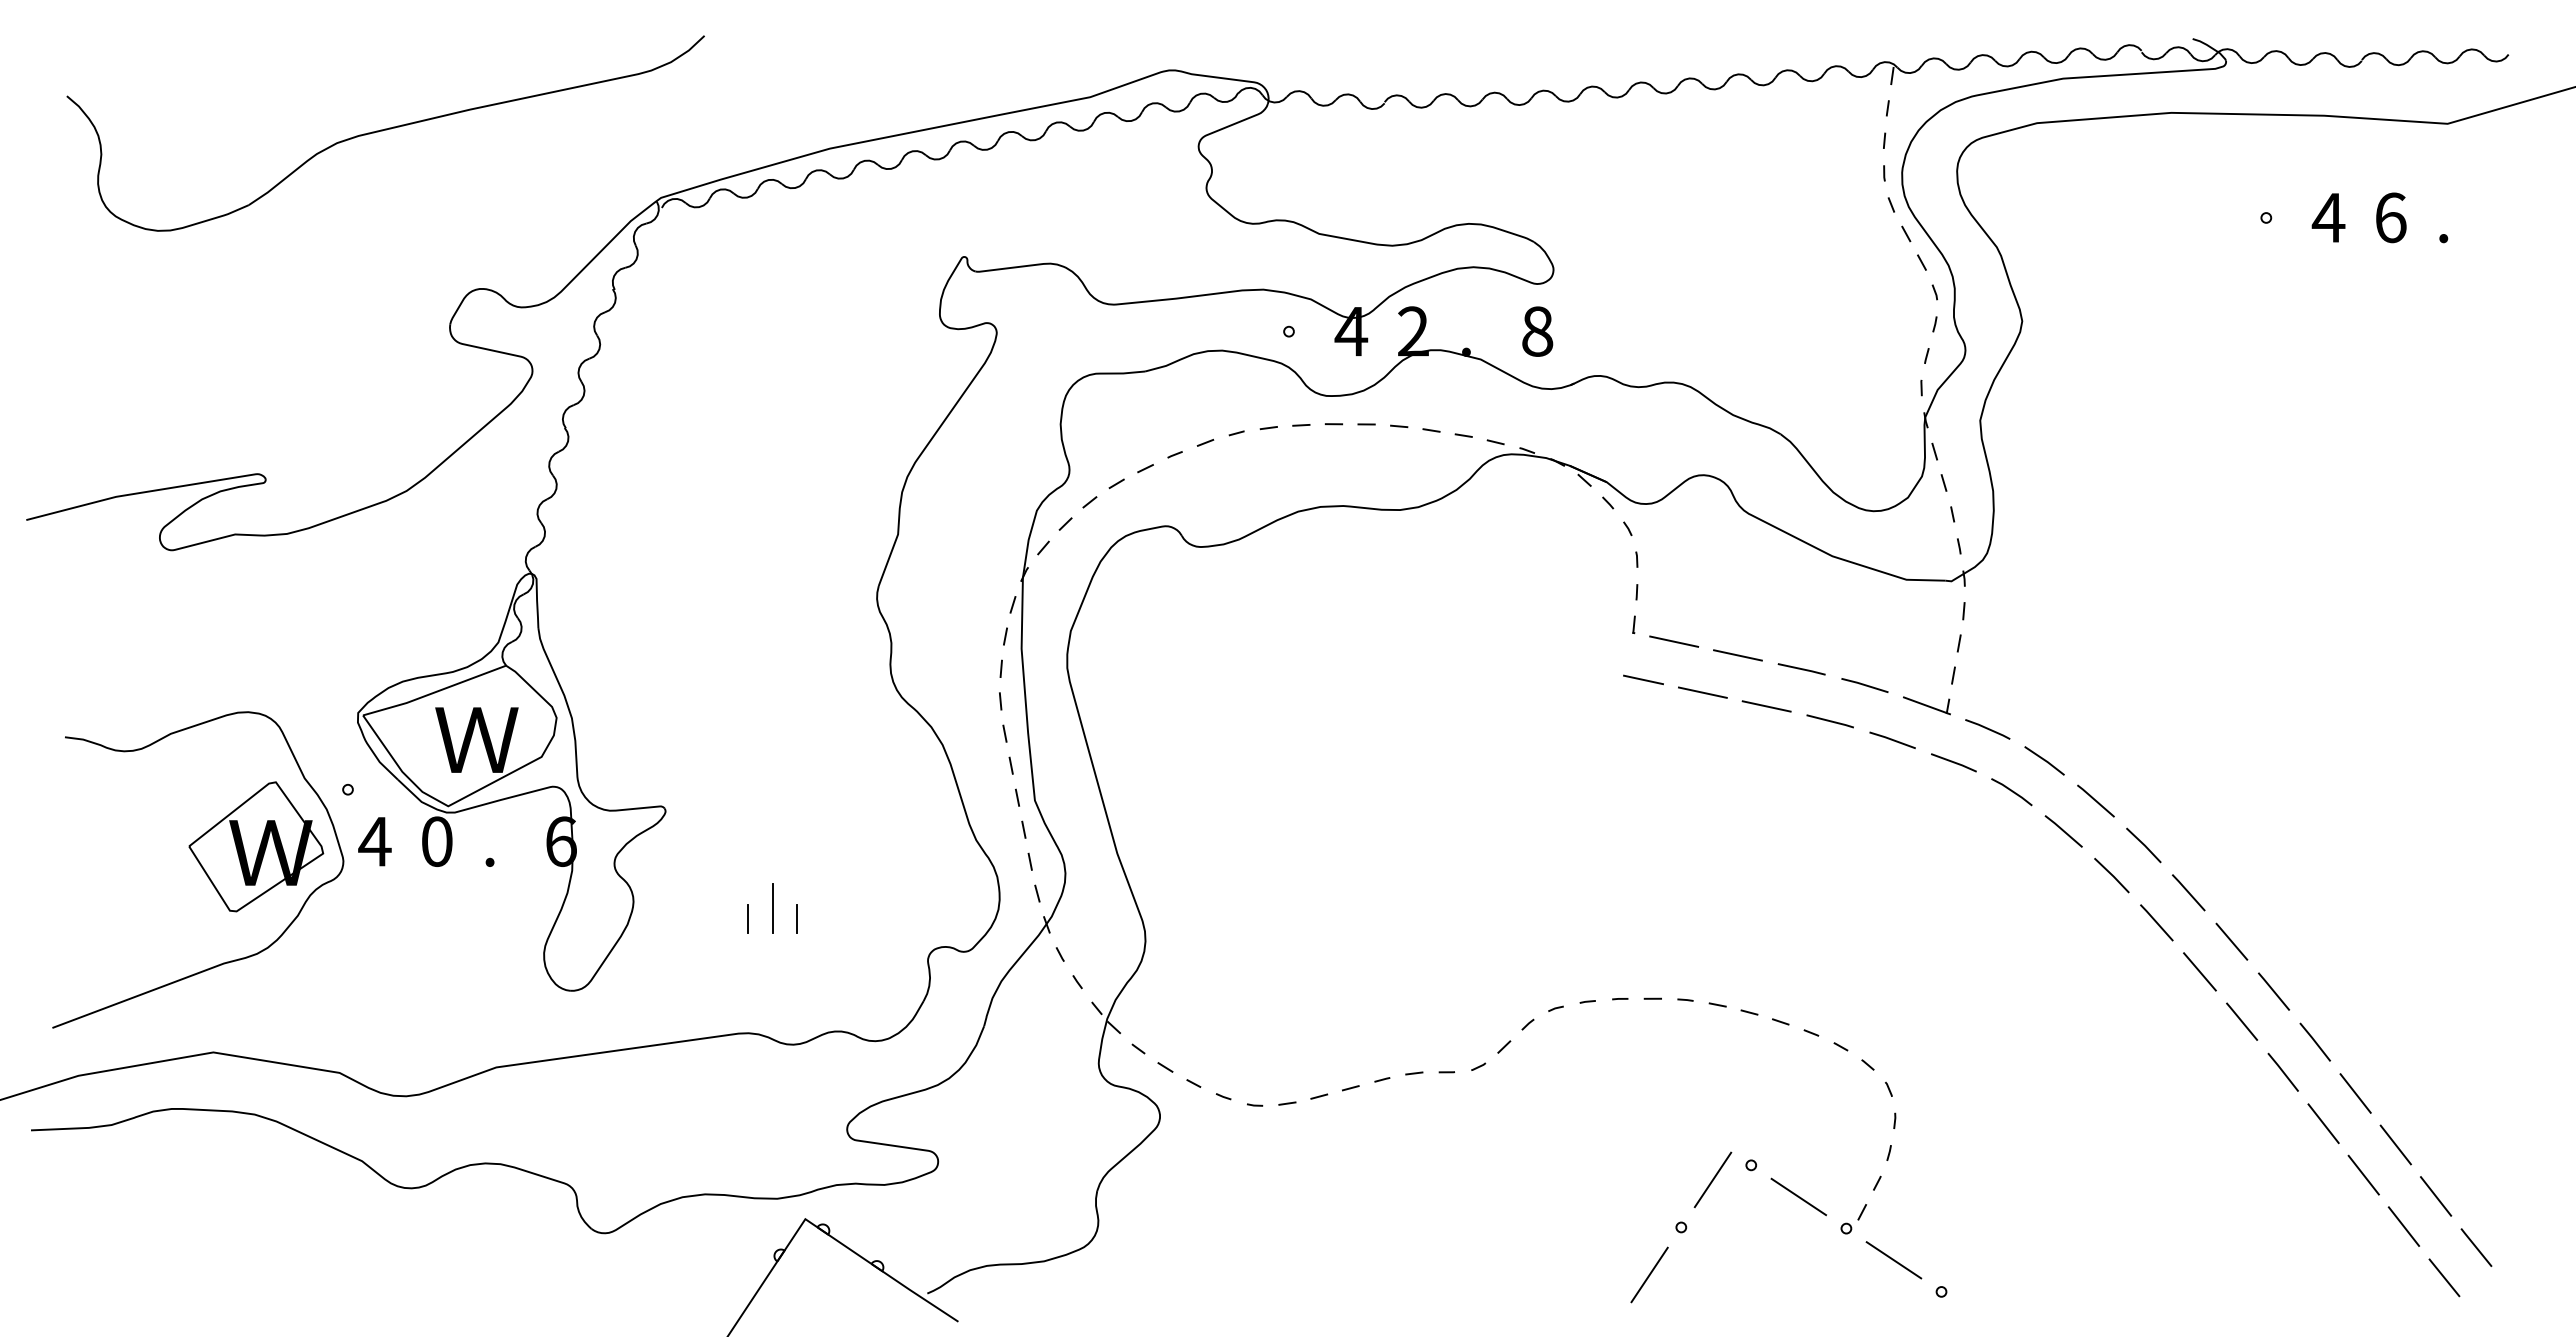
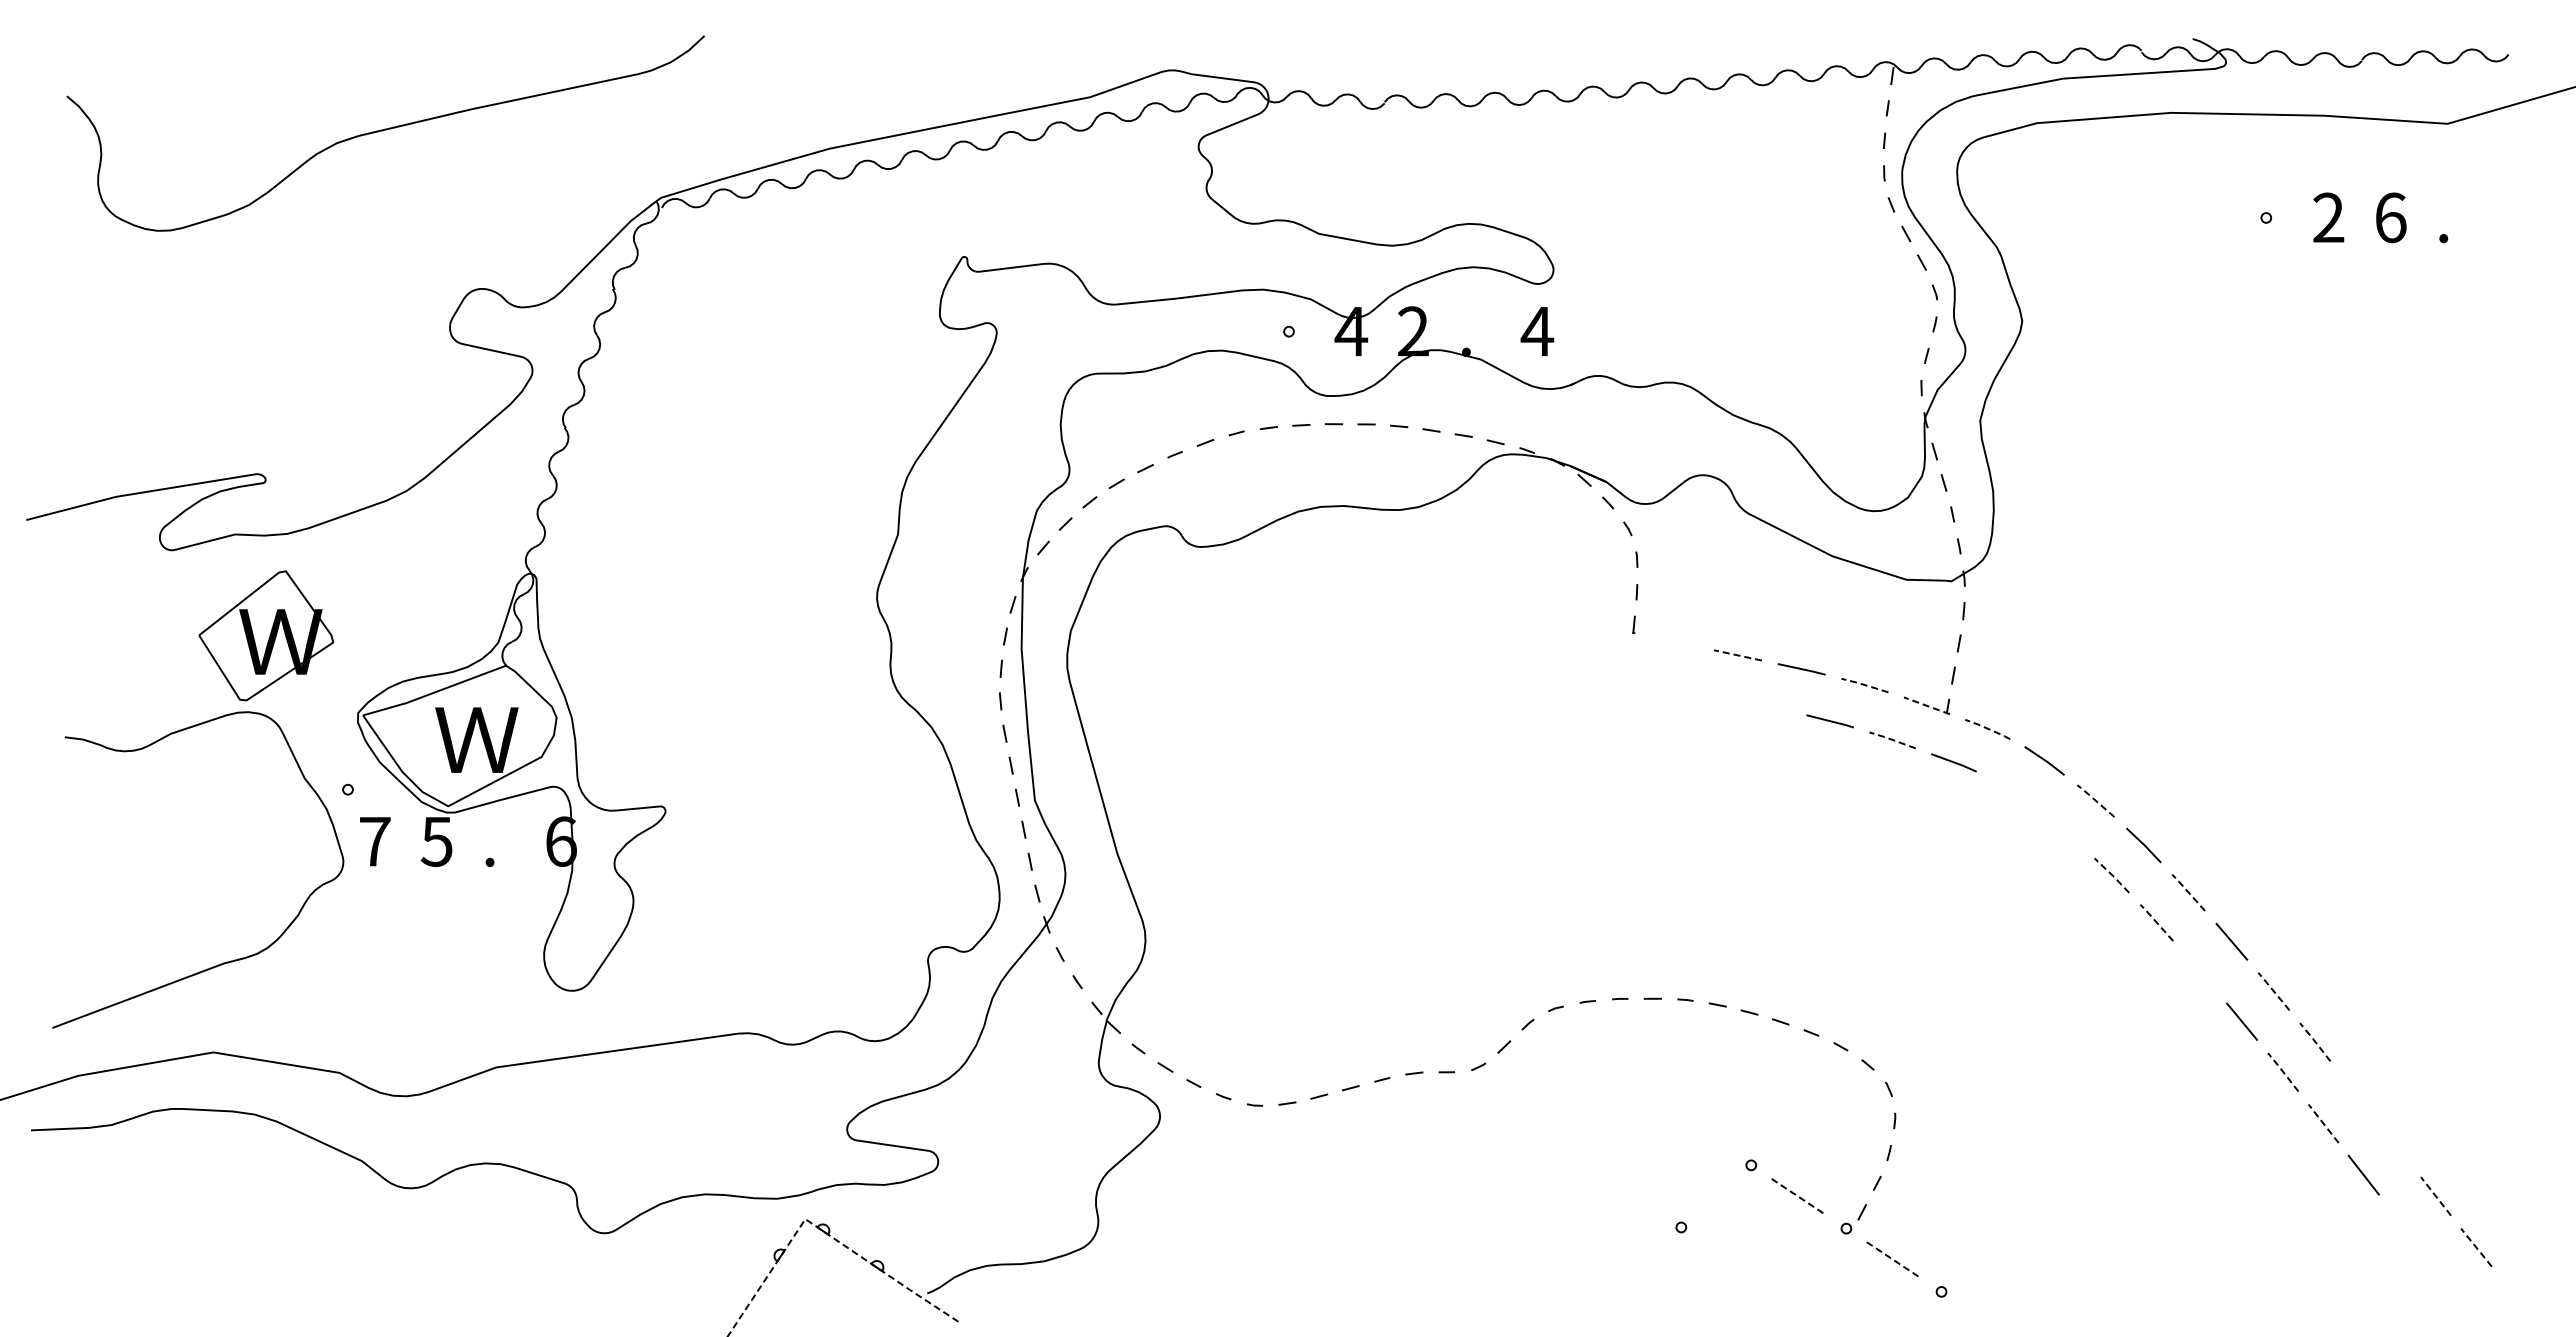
text: 4 -> 2 (2328, 217)
text: 8 -> 4 (1537, 331)
line: present -> none (1674, 641)
line: solid -> dashed (1737, 655)
line: present -> none (1643, 679)
line: solid -> dashed (1864, 684)
line: present -> none (1702, 692)
line: solid -> dashed (1926, 705)
line: present -> none (1766, 706)
line: solid -> dashed (1987, 728)
line: solid -> dashed (1891, 739)
line: present -> none (2011, 791)
line: solid -> dashed (2095, 800)
line: present -> none (2063, 831)
text: 4 -> 7 (374, 841)
text: 0 -> 5 (436, 841)
part position: (256, 846) -> (266, 635) (266, 635)
line: solid -> dashed (2112, 875)
line: solid -> dashed (2188, 891)
line: present -> none (772, 907)
line: present -> none (748, 918)
line: present -> none (797, 918)
line: solid -> dashed (2156, 922)
line: present -> none (2199, 971)
line: solid -> dashed (2273, 990)
line: solid -> dashed (2314, 1040)
line: solid -> dashed (2282, 1071)
line: present -> none (2355, 1093)
line: solid -> dashed (2323, 1123)
line: present -> none (2395, 1144)
line: present -> none (1712, 1179)
line: solid -> dashed (1798, 1196)
line: solid -> dashed (2435, 1196)
line: present -> none (2403, 1226)
line: solid -> dashed (823, 1231)
line: solid -> dashed (2475, 1246)
line: solid -> dashed (1893, 1260)
line: present -> none (1649, 1274)
line: present -> none (2444, 1277)
